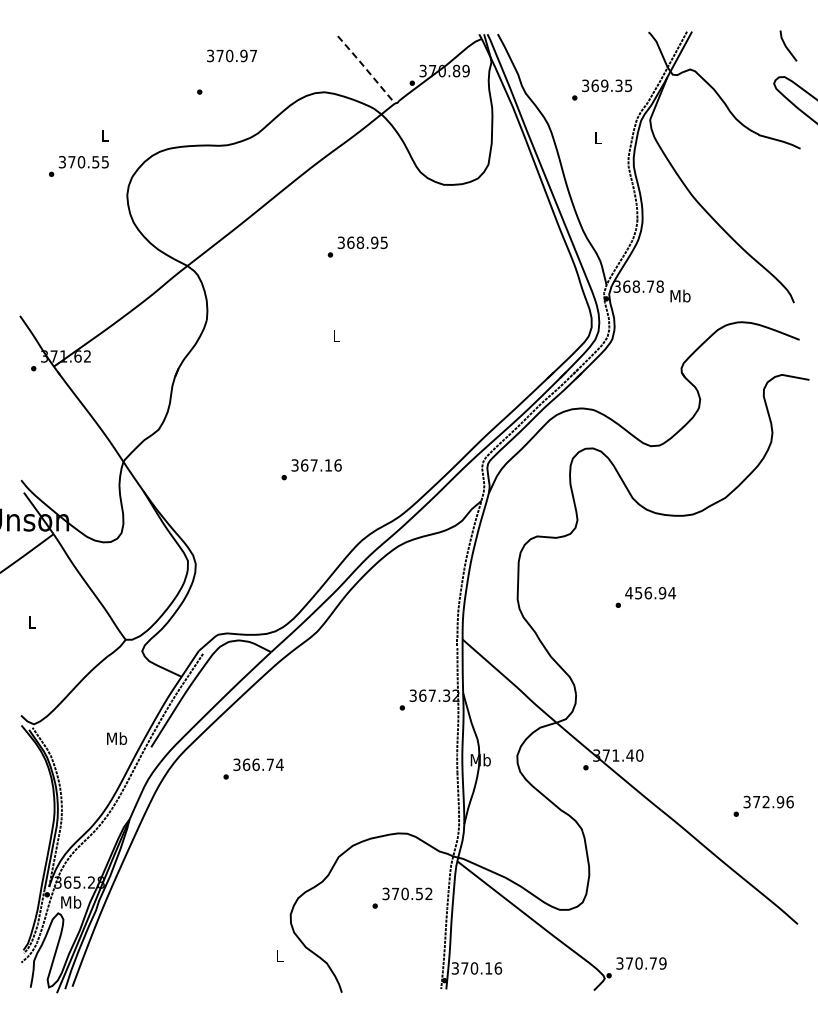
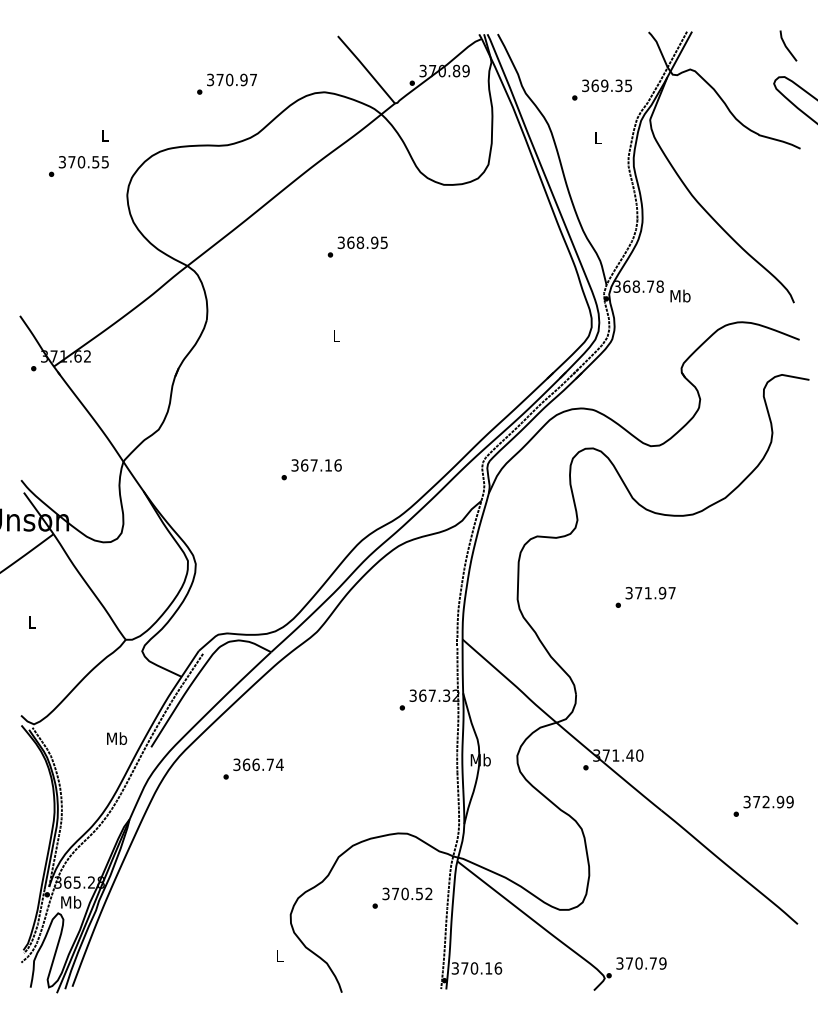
text position: (231, 55) -> (231, 79) (231, 79)
line: dashed -> solid (366, 69)
text: 456.94 -> 371.97 (650, 593)
text: 372.96 -> 372.99 (789, 801)
